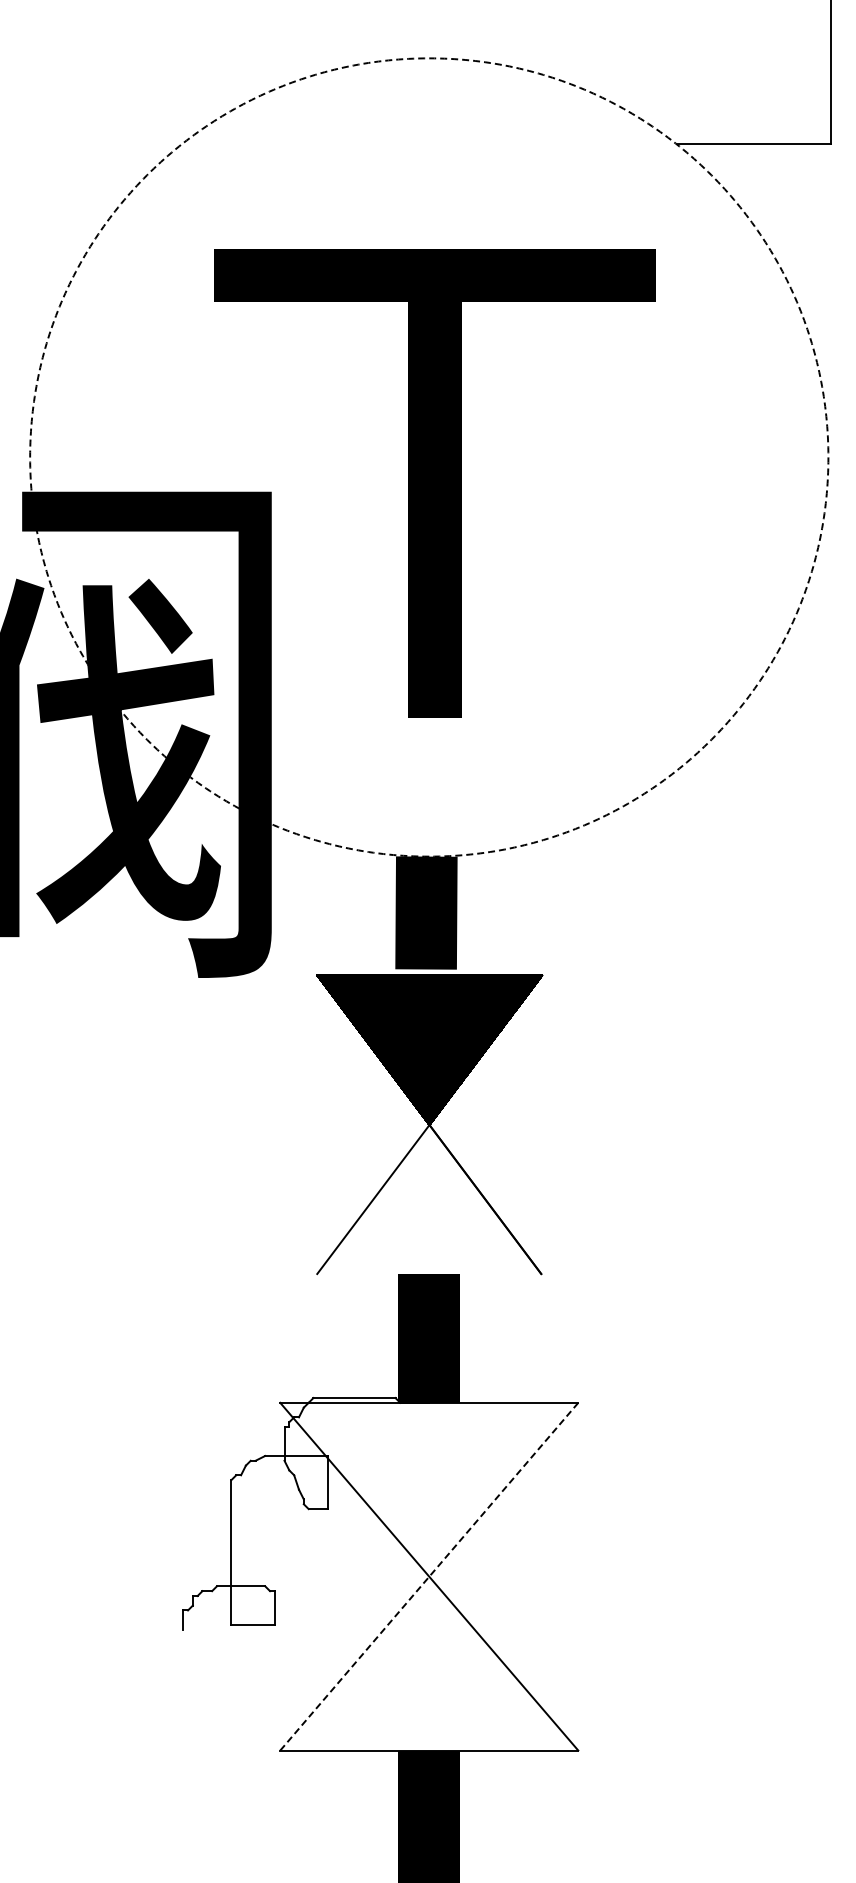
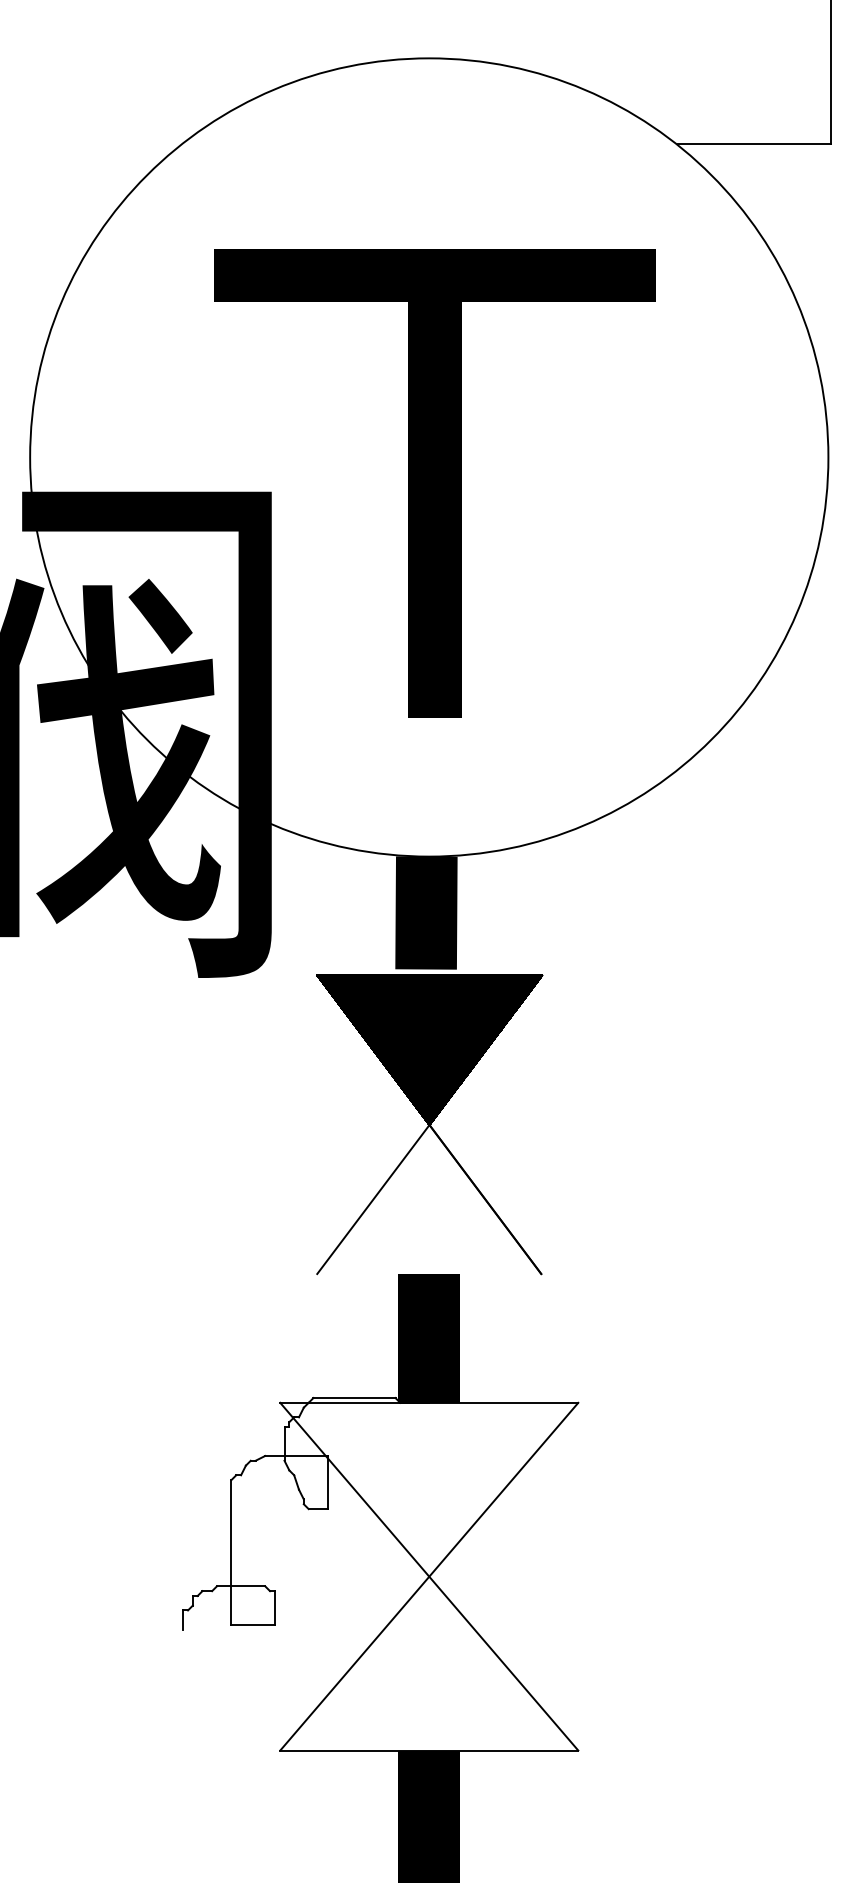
circle: dashed -> solid (429, 457)
line: dashed -> solid (429, 1576)
